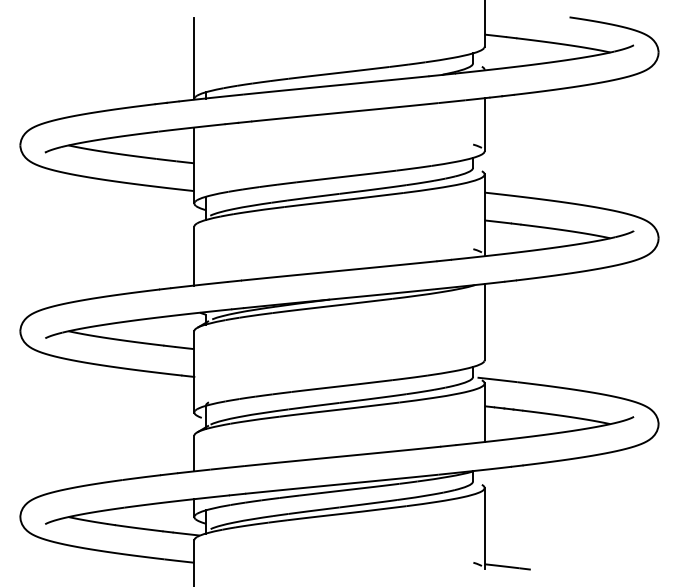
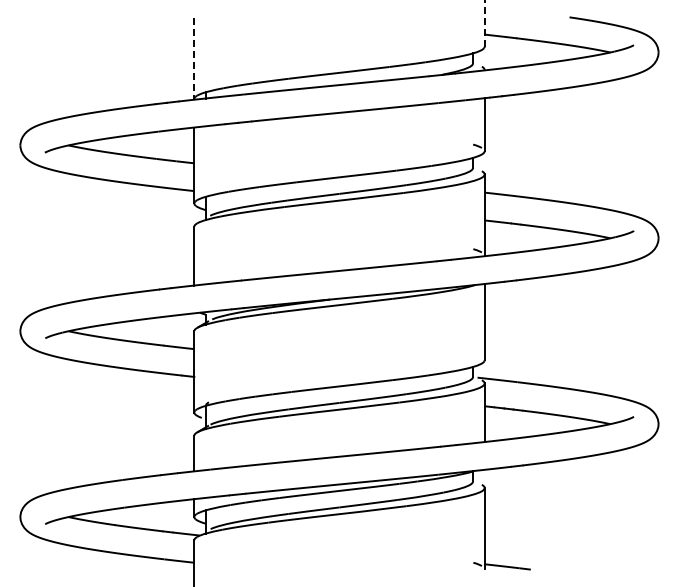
line: solid -> dashed (484, 22)
line: solid -> dashed (194, 58)
